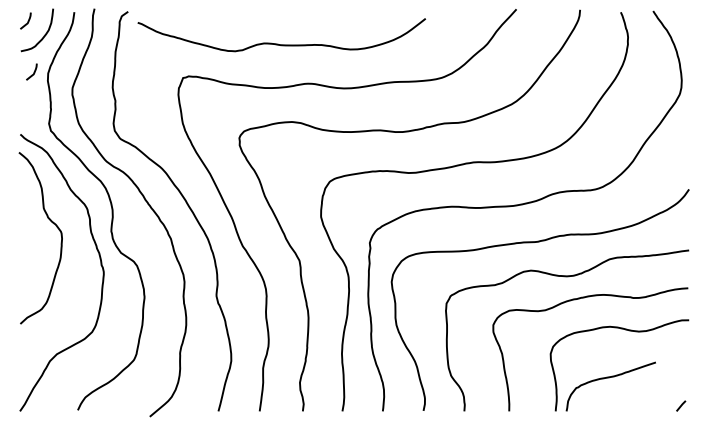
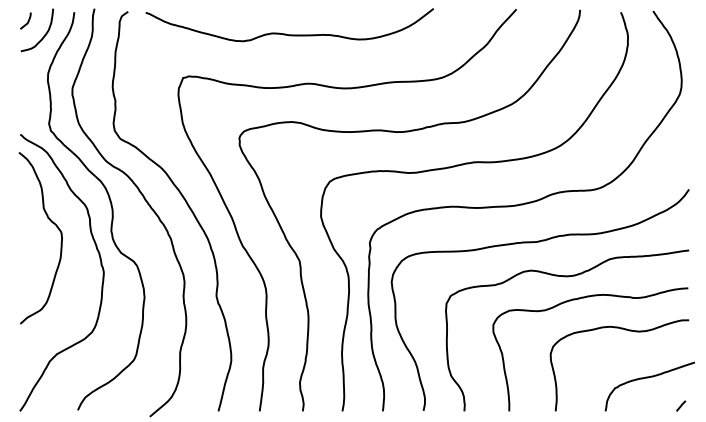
curve position: (278, 43) -> (286, 33) (286, 33)
curve: present -> none (33, 72)
curve position: (609, 378) -> (648, 378) (648, 378)
